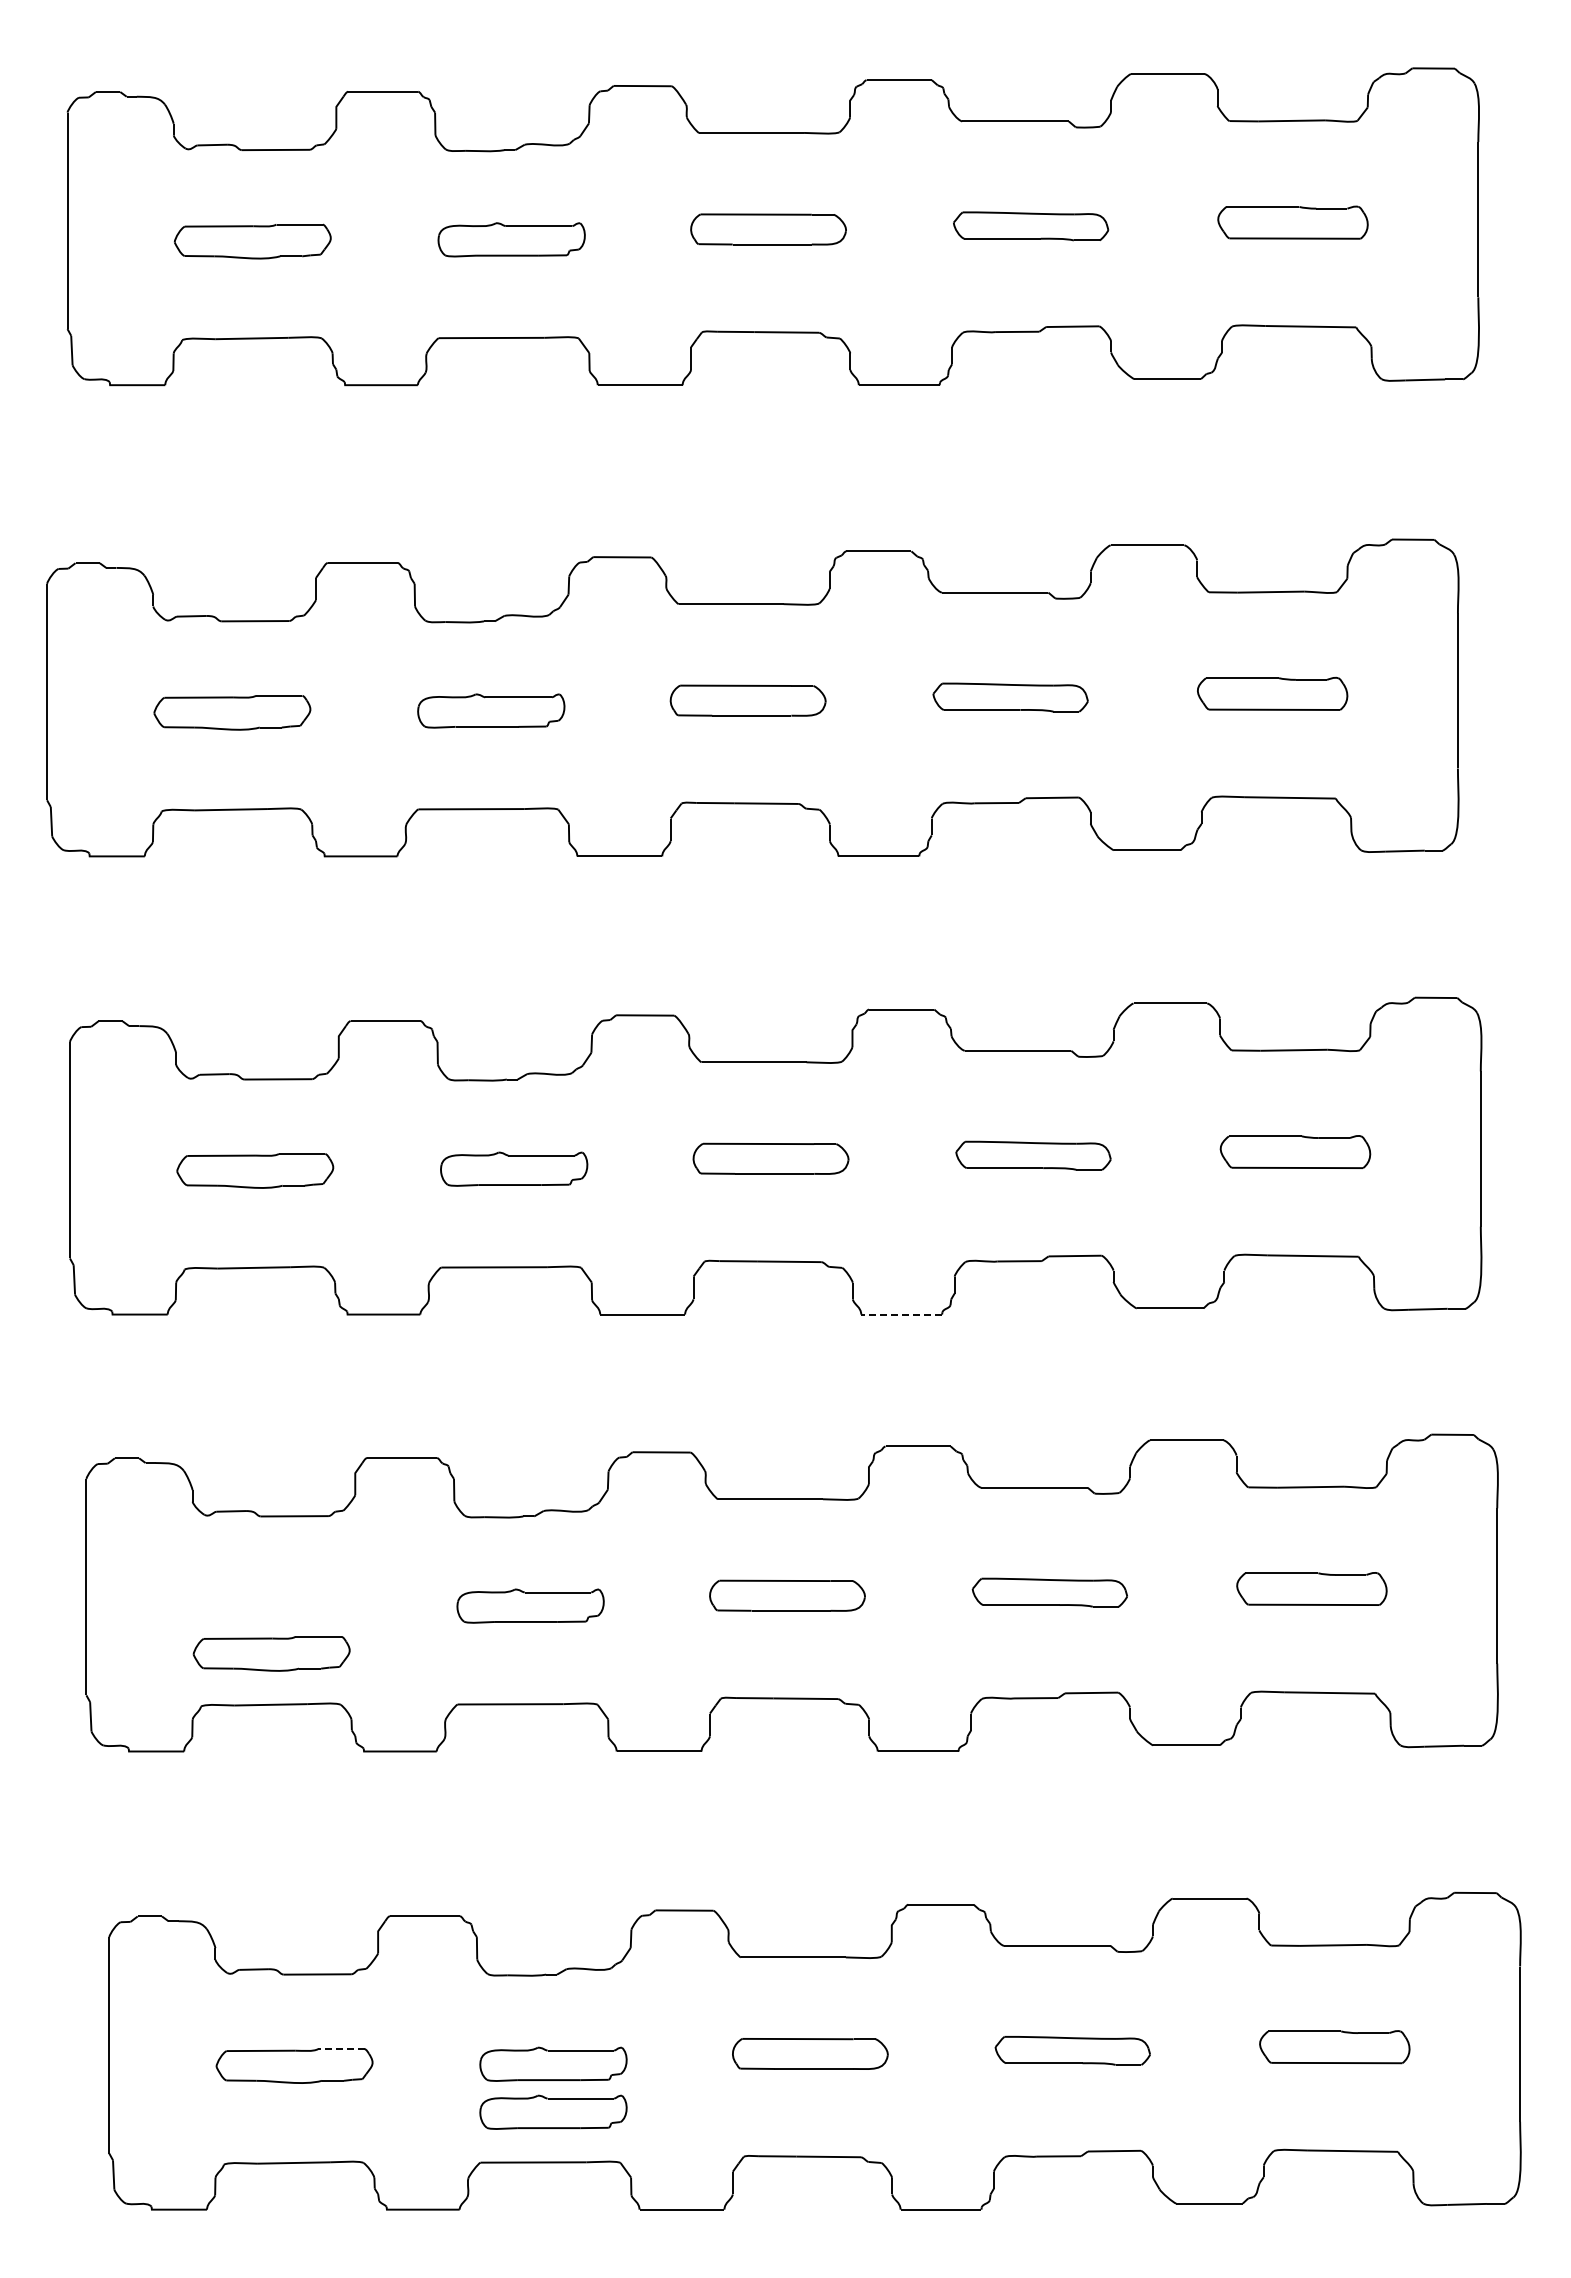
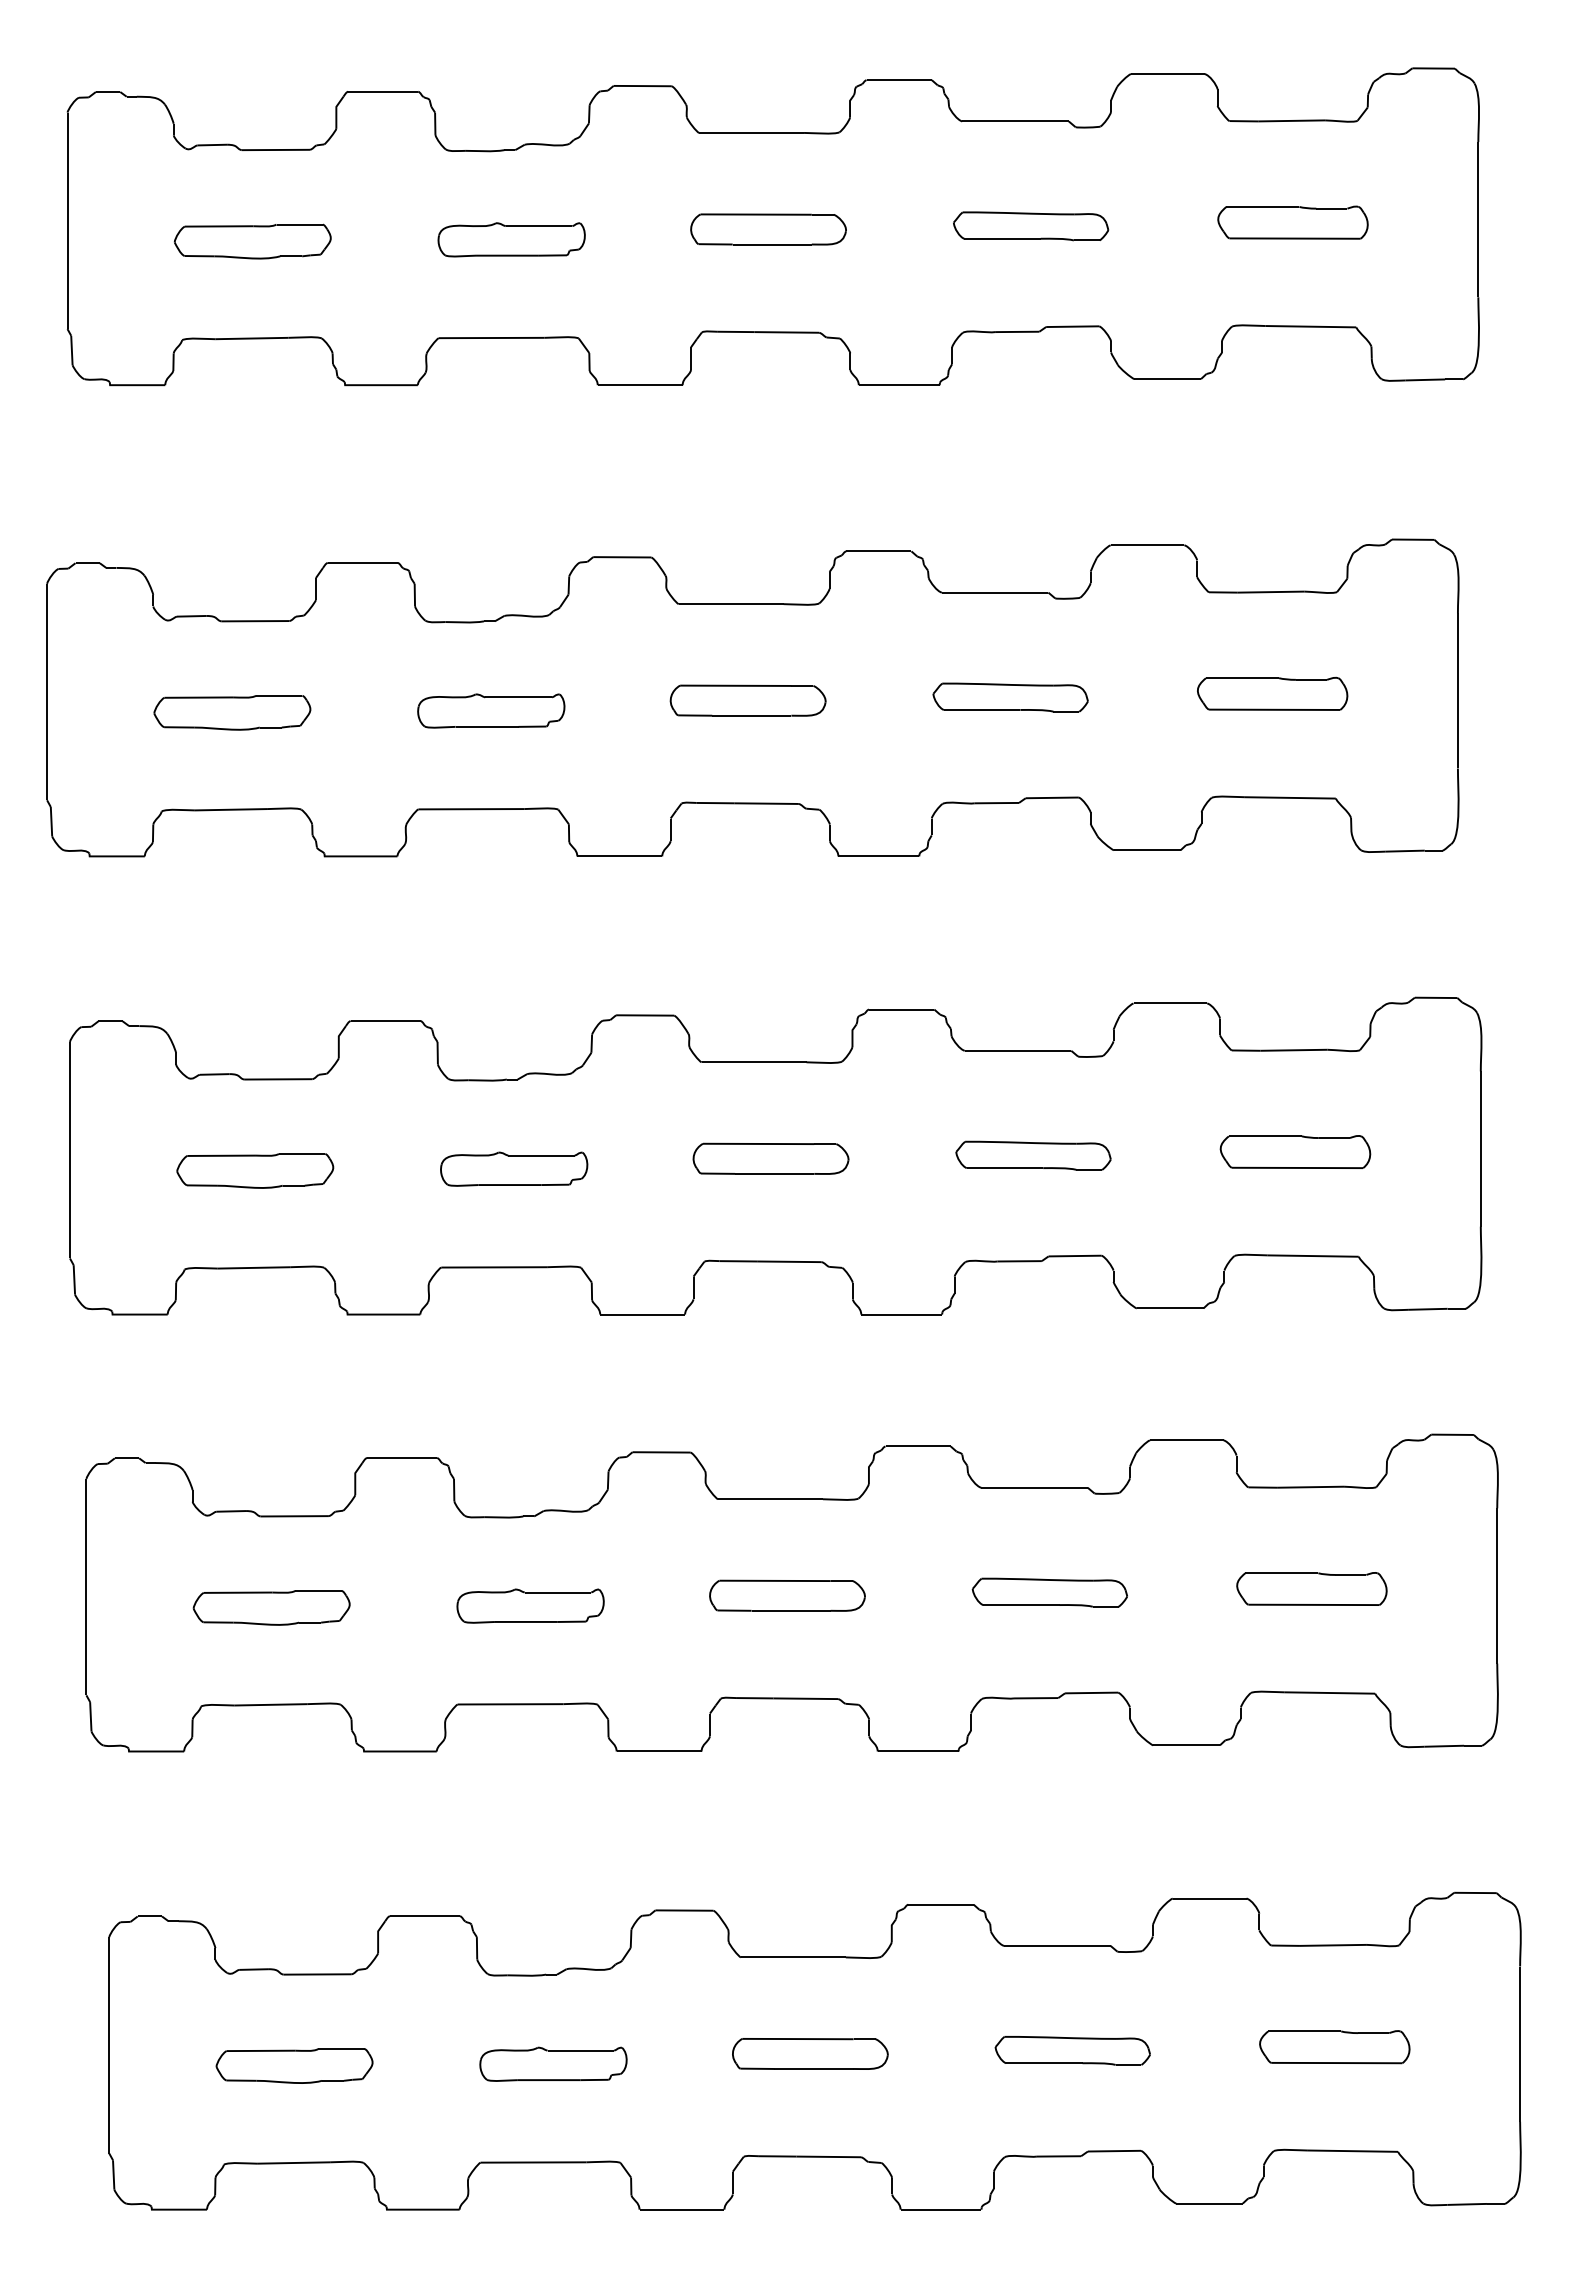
line: dashed -> solid (901, 1314)
part position: (271, 1653) -> (271, 1607) (271, 1607)
line: dashed -> solid (340, 2049)
part: present -> none (553, 2111)
